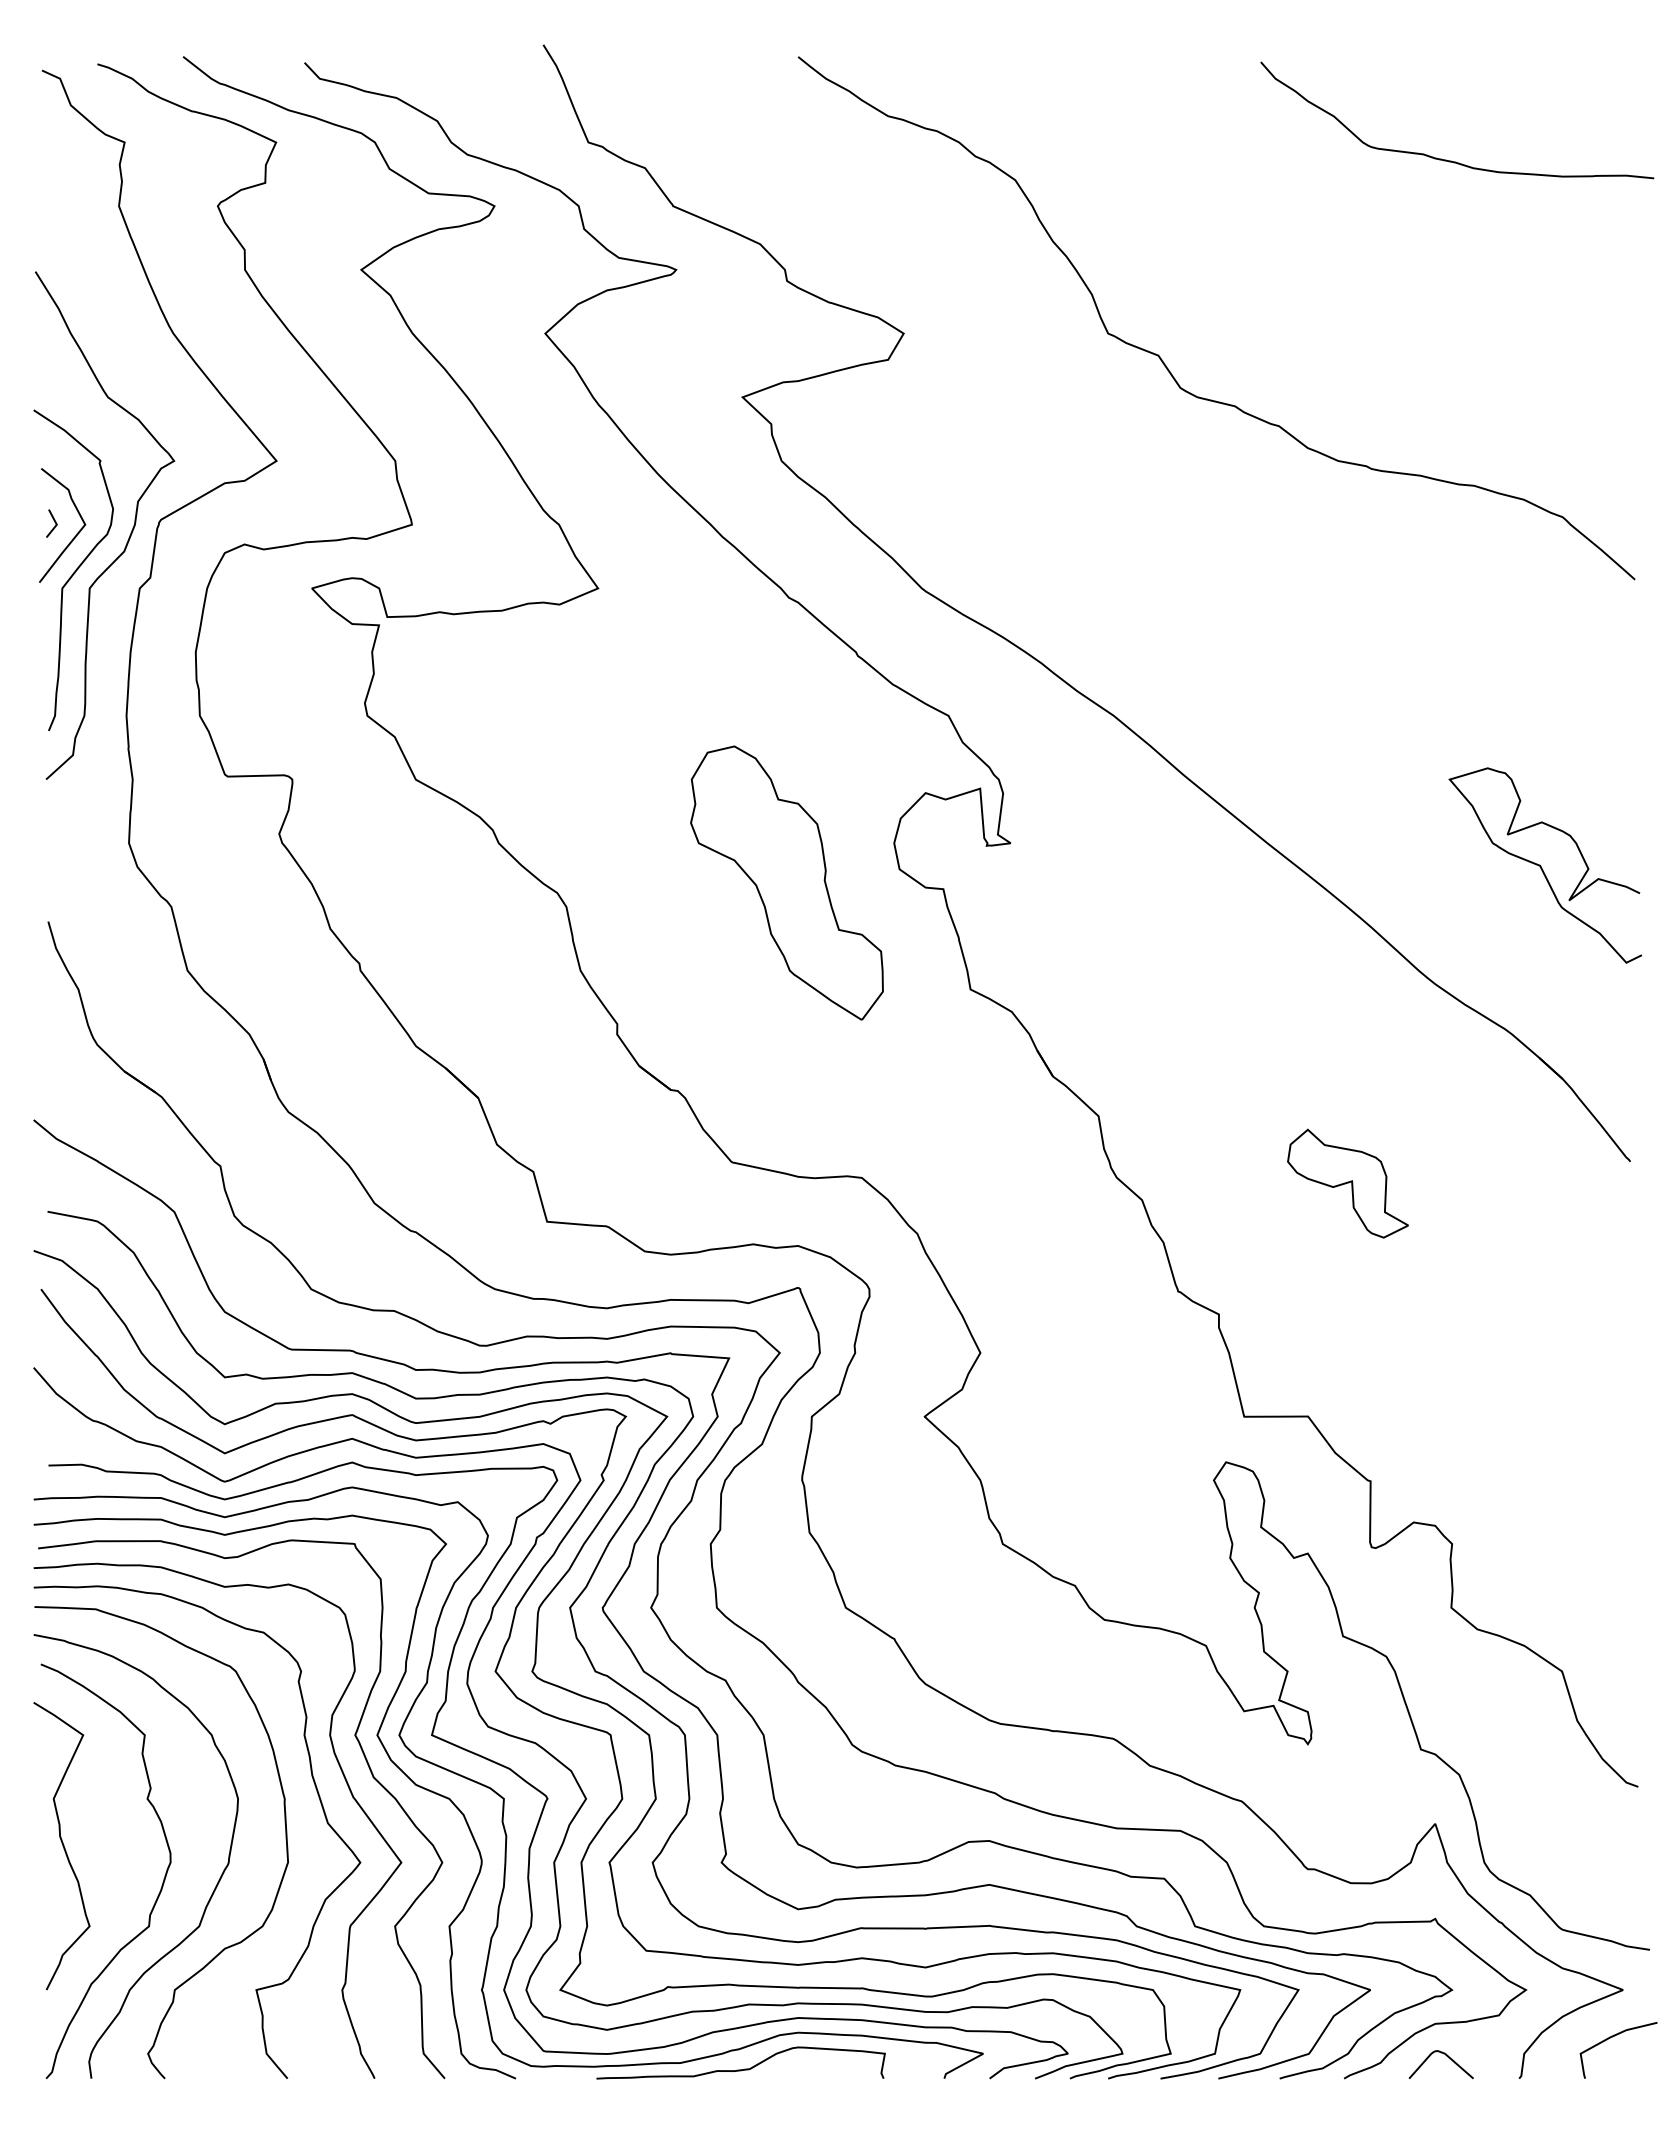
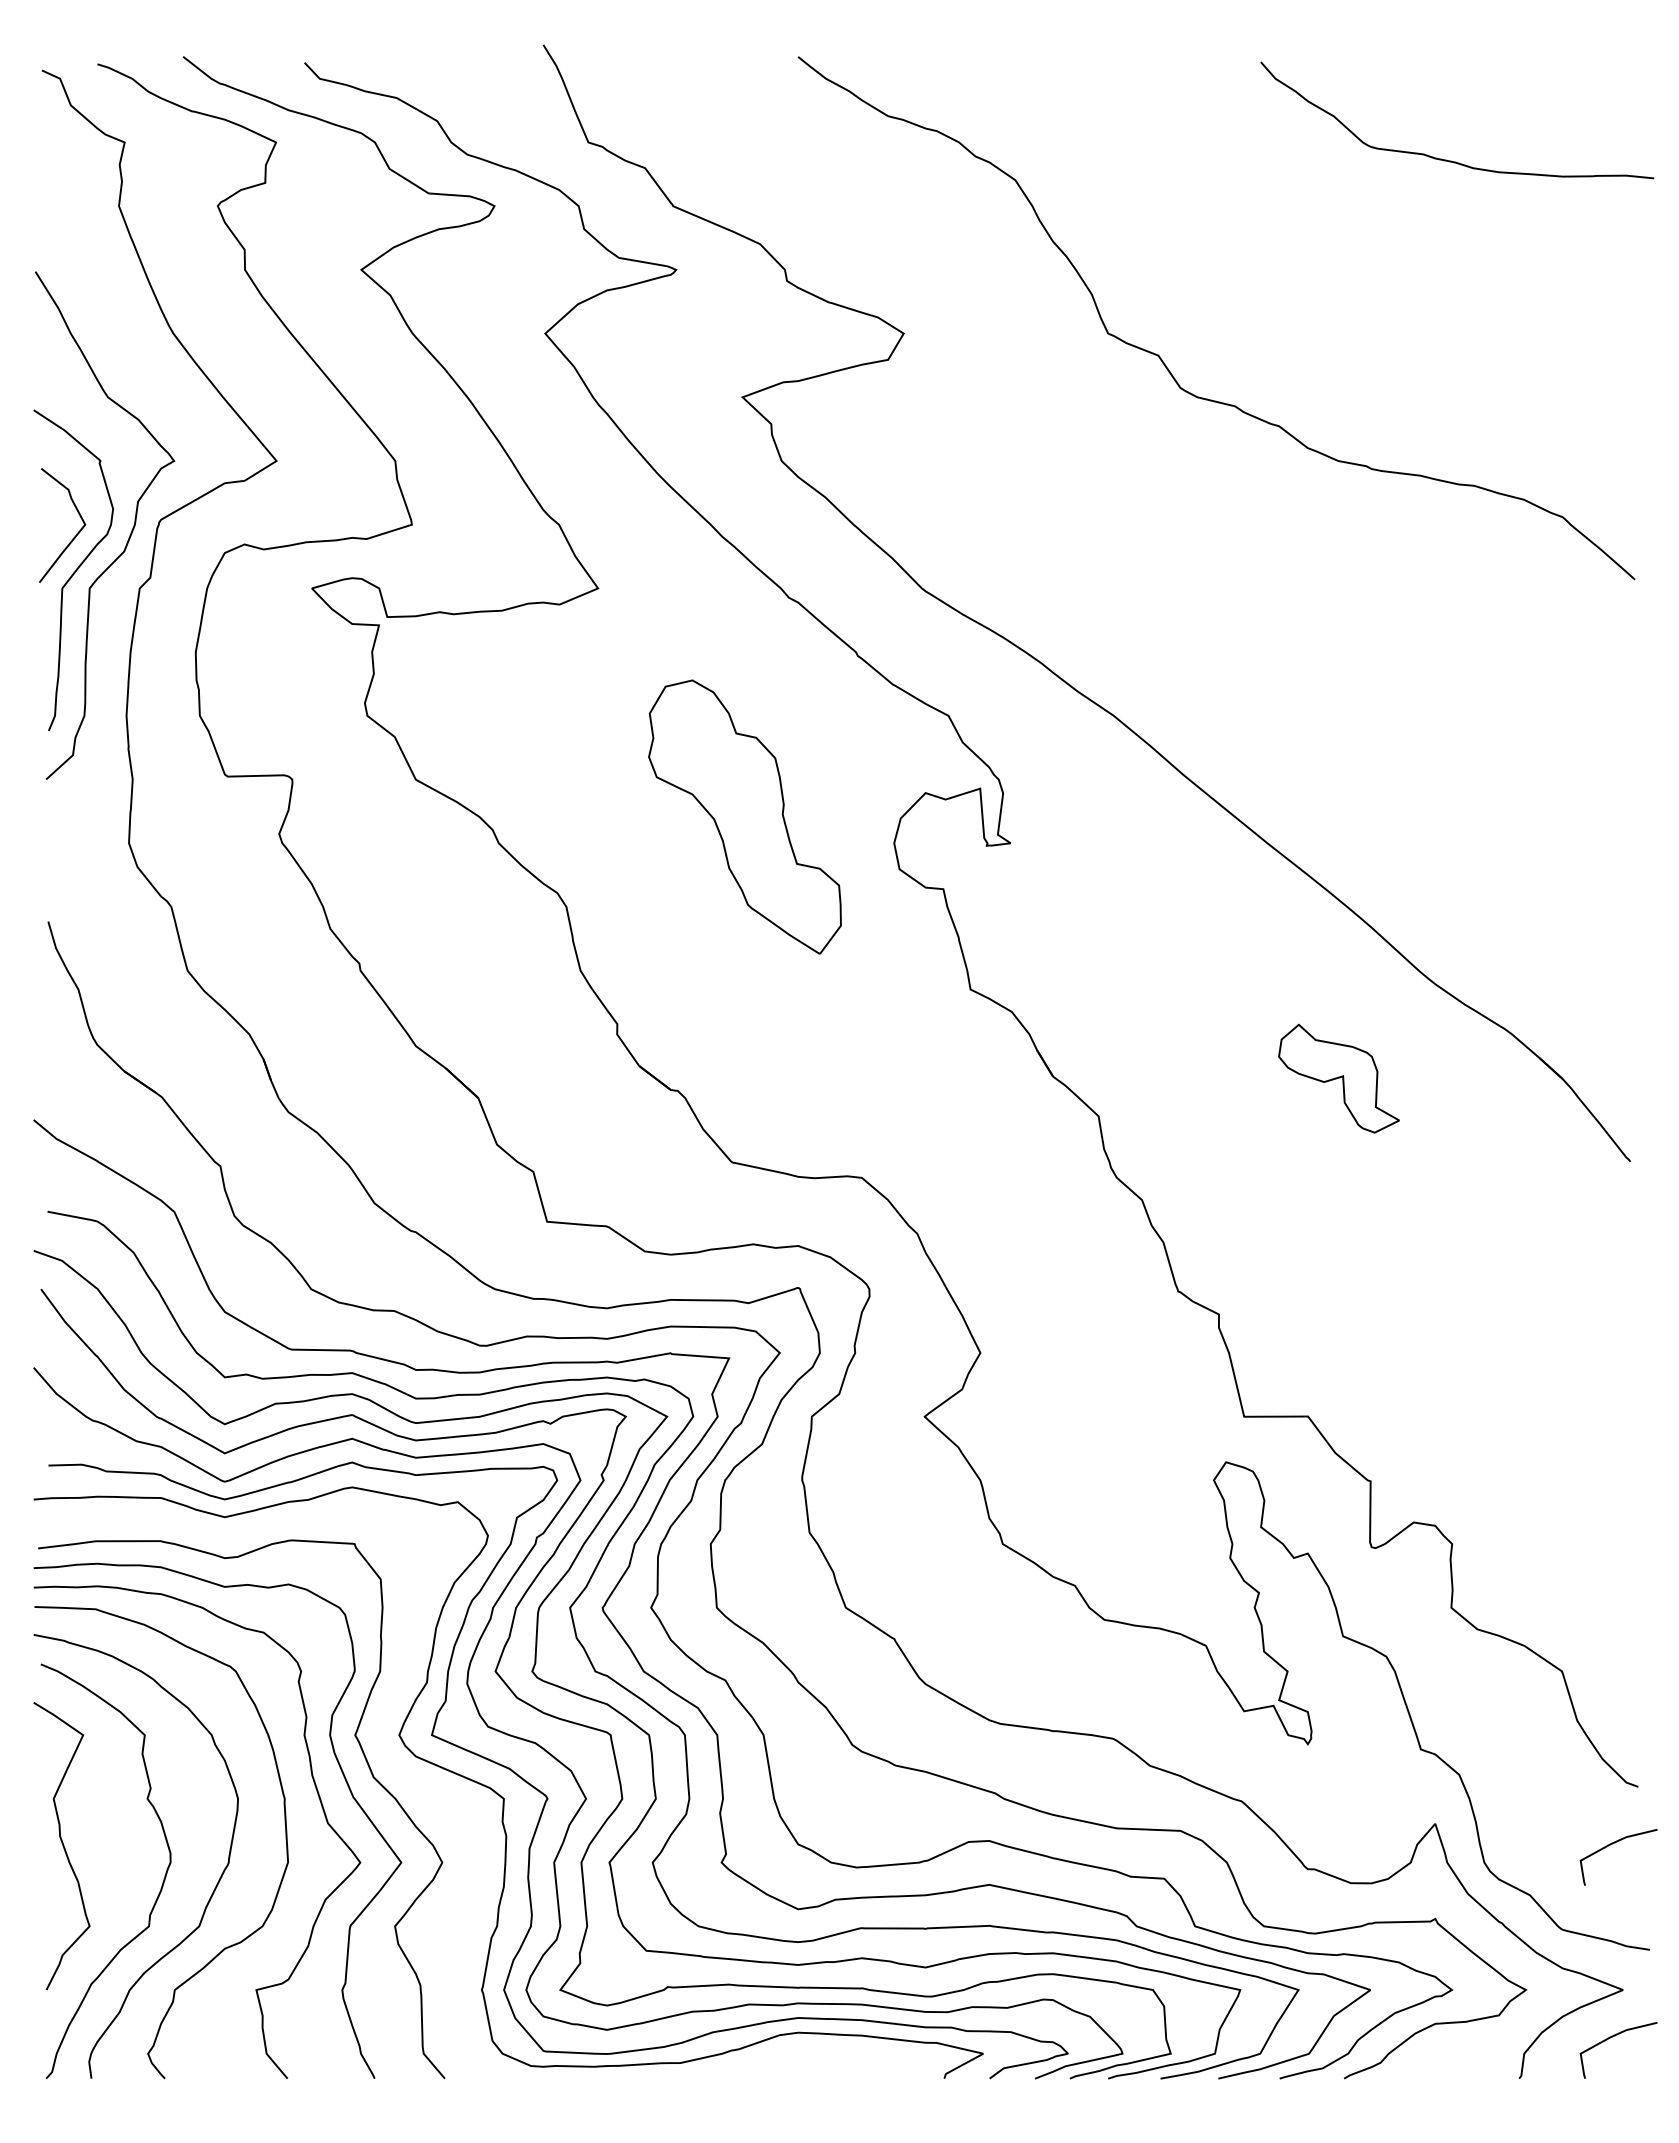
line: present -> none (54, 522)
curve: present -> none (1541, 865)
part position: (786, 882) -> (744, 816) (744, 816)
part position: (1347, 1183) -> (1338, 1078) (1338, 1078)
curve: present -> none (380, 1743)
curve: none -> present (1615, 1843)
curve: present -> none (1447, 2057)
curve: present -> none (740, 2069)
